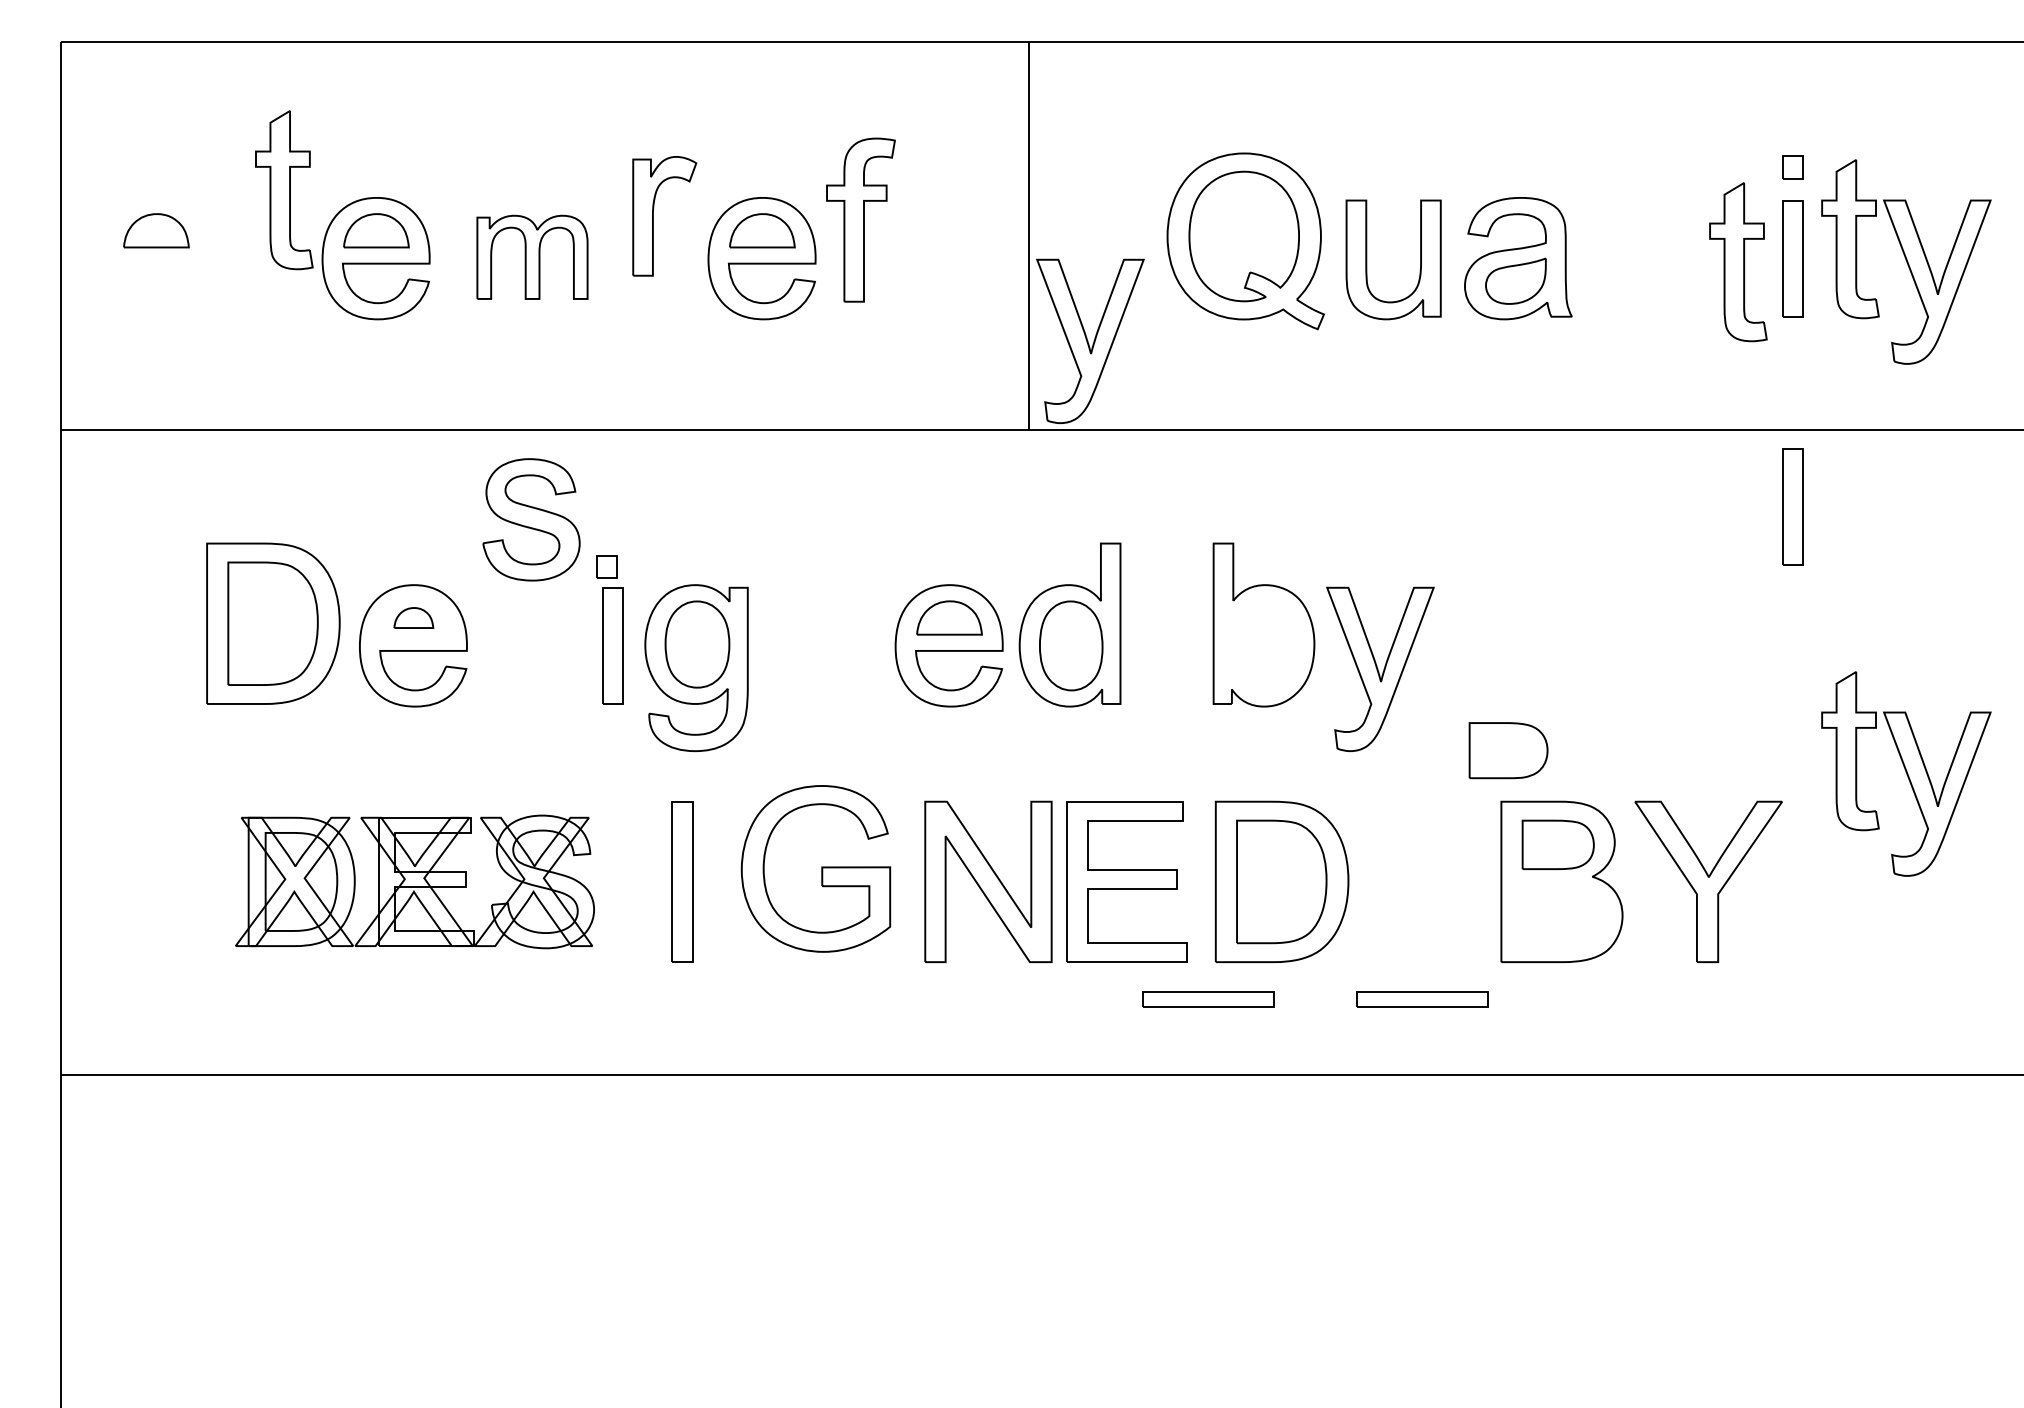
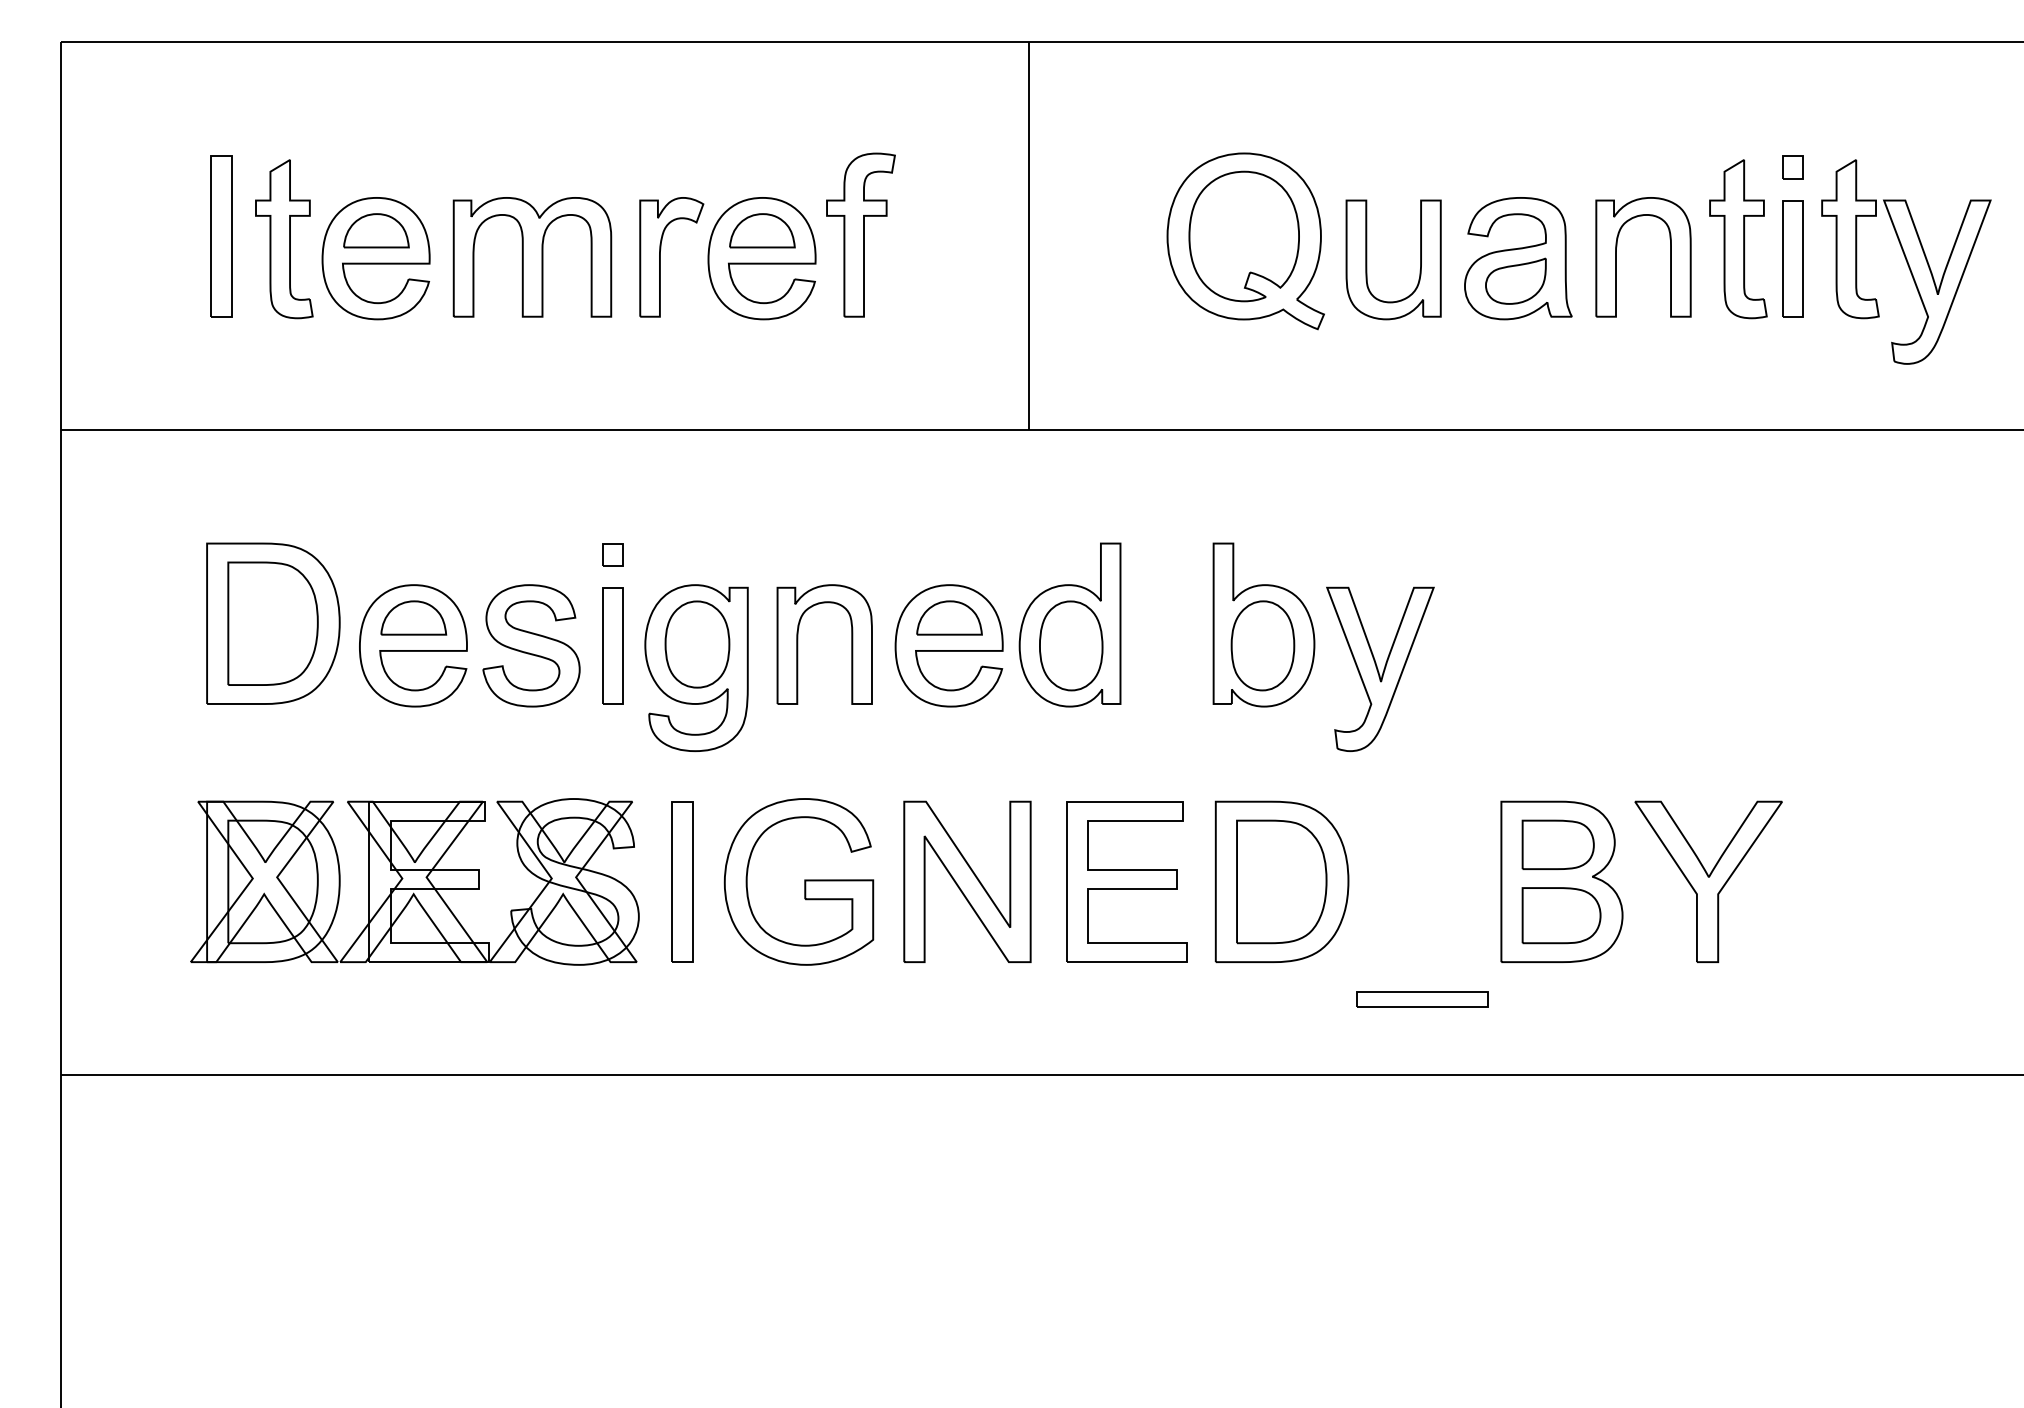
part position: (284, 190) -> (284, 239) (284, 239)
part position: (653, 216) -> (660, 257) (660, 257)
part position: (860, 219) -> (860, 234) (860, 234)
part: present -> none (156, 230)
part: none -> present (221, 236)
part size: 113x86 px -> 161x121 px (532, 257)
part: none -> present (1616, 257)
part position: (1738, 262) -> (1738, 239) (1738, 239)
part: present -> none (1090, 340)
part: present -> none (1792, 506)
part position: (531, 519) -> (531, 645) (531, 645)
part position: (606, 566) -> (612, 554) (612, 554)
part size: 42x22 px -> 68x36 px (413, 617)
part: none -> present (798, 644)
part: none -> present (1262, 645)
part position: (1508, 750) -> (1561, 915) (1561, 915)
part: present -> none (1906, 773)
part position: (815, 868) -> (798, 881) (798, 881)
part size: 360x136 px -> 450x168 px (414, 881)
part position: (988, 881) -> (967, 881) (967, 881)
part: present -> none (1208, 999)
